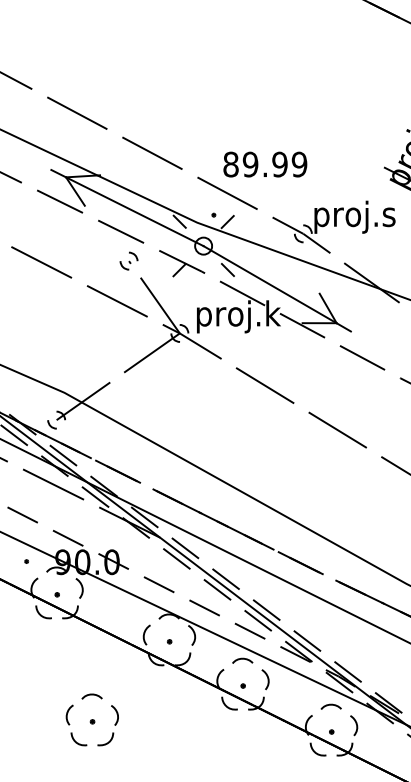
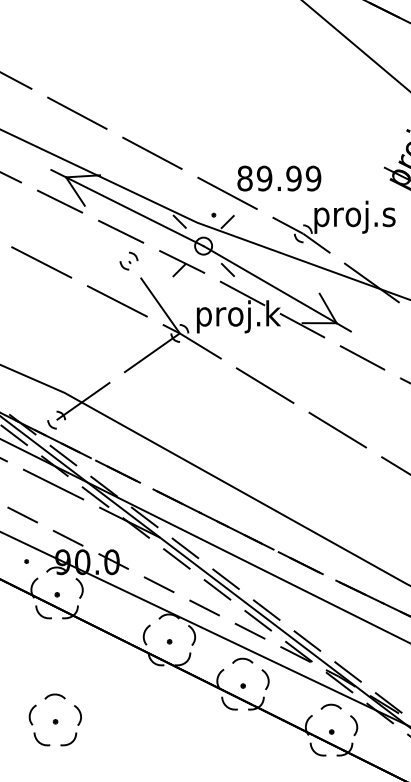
line: none -> present (355, 45)
text position: (265, 164) -> (279, 178) (279, 178)
part position: (91, 719) -> (54, 719) (54, 719)
